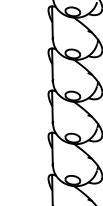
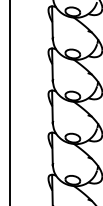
line: none -> present (9, 102)
